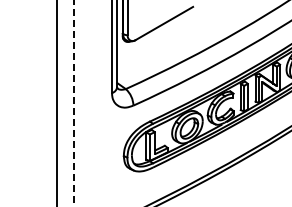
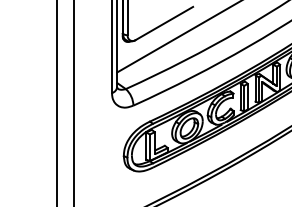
line: none -> present (177, 37)
line: dashed -> solid (74, 103)
